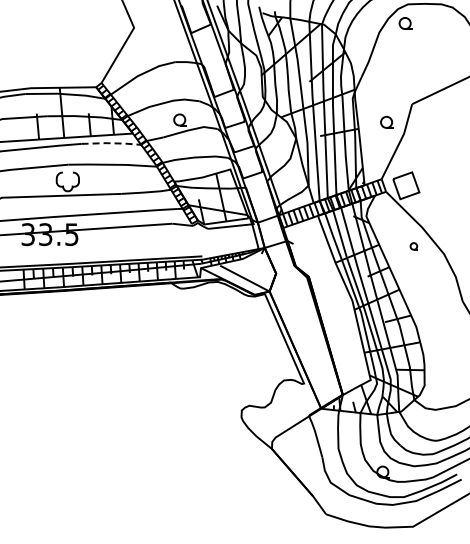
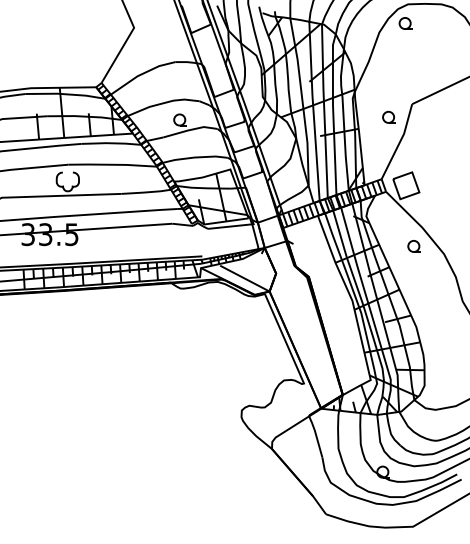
part position: (386, 121) -> (388, 116) (388, 116)
line: dashed -> solid (111, 143)
part size: 10x9 px -> 14x13 px (413, 246)
